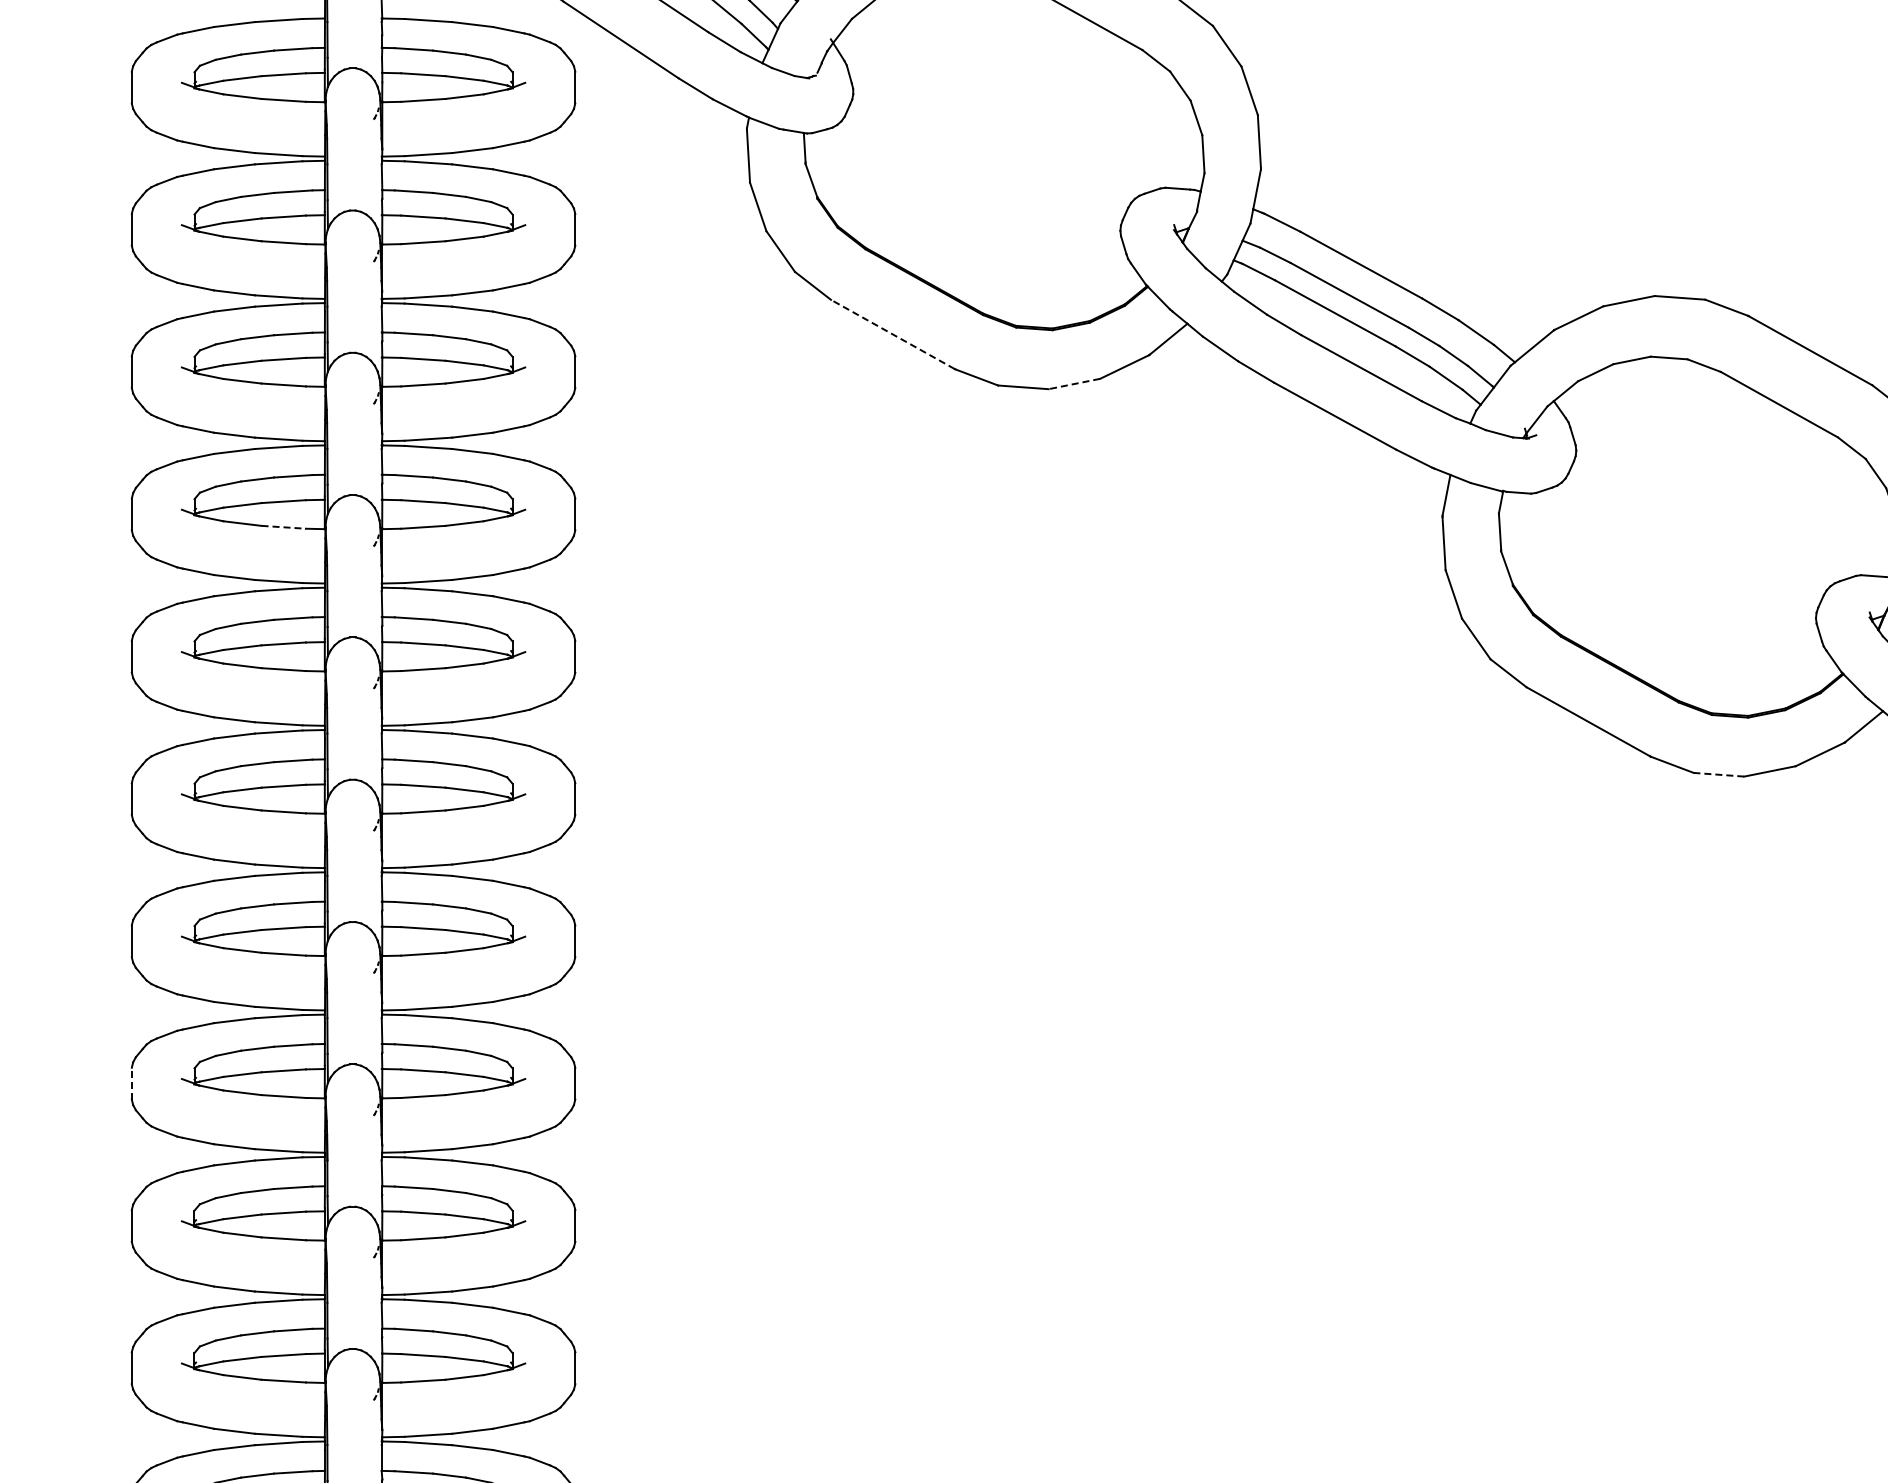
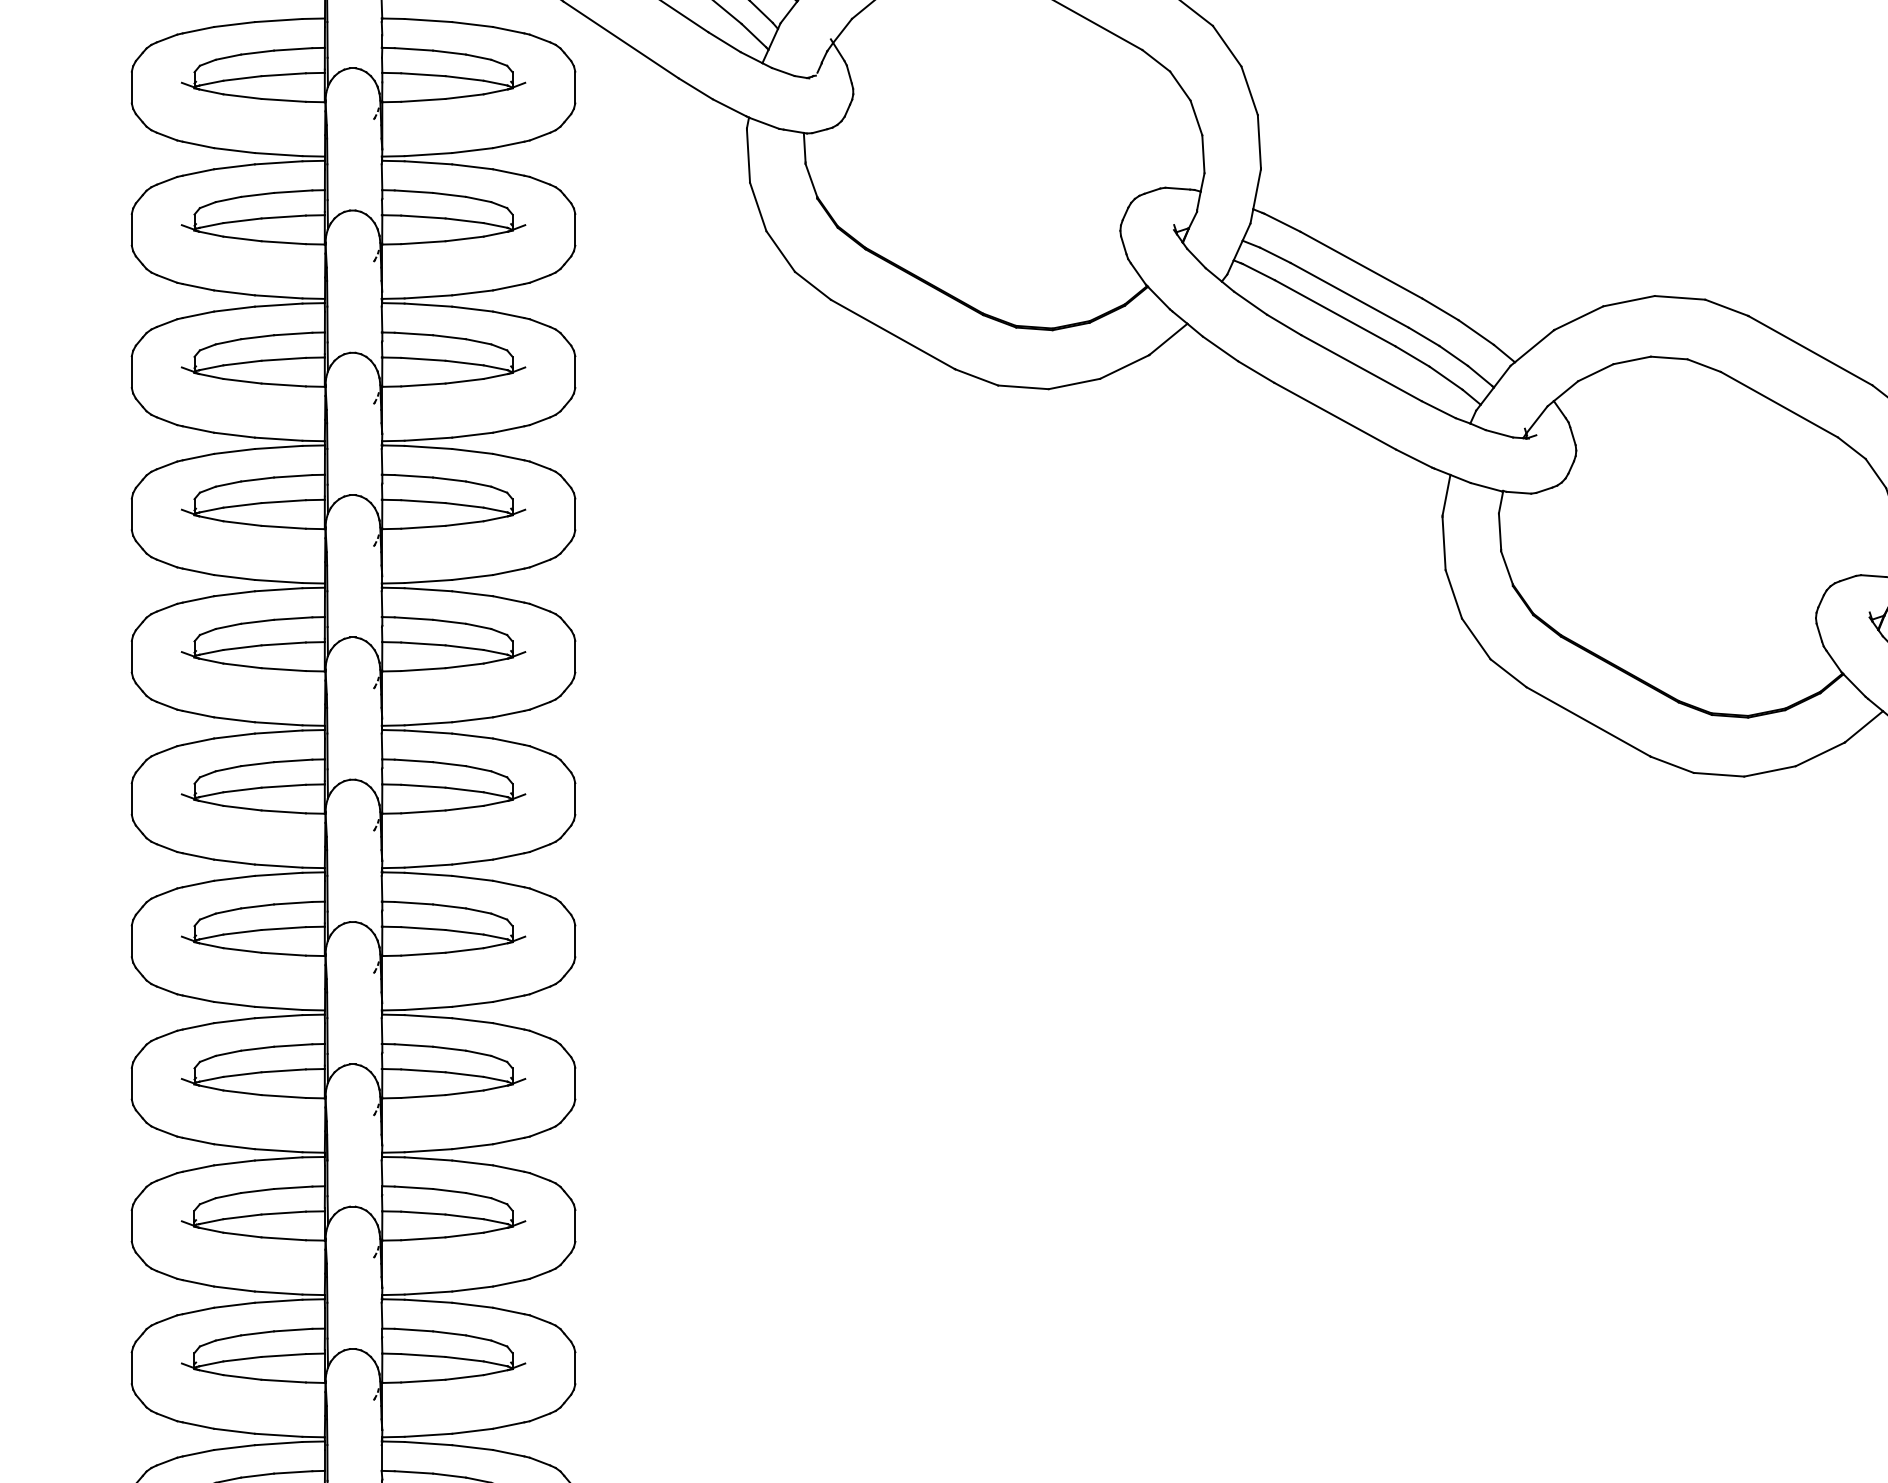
line: dashed -> solid (892, 334)
line: dashed -> solid (1073, 384)
line: dashed -> solid (284, 527)
line: dashed -> solid (1718, 774)
line: dashed -> solid (131, 1083)
